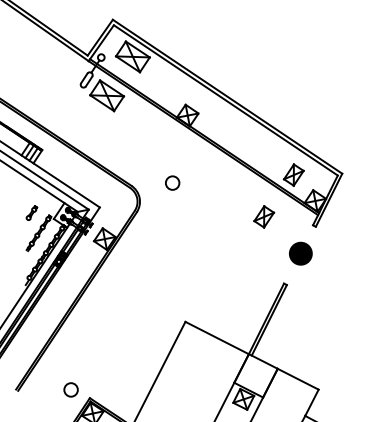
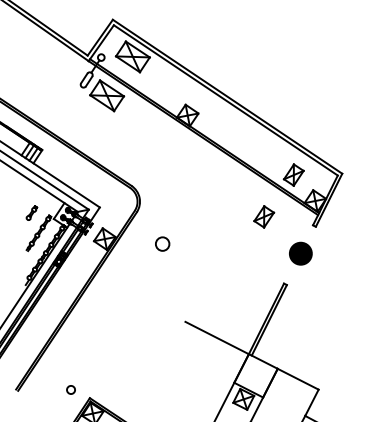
circle position: (172, 182) -> (162, 243) (162, 243)
line: present -> none (160, 369)
circle size: 16x16 px -> 10x10 px (70, 389)
